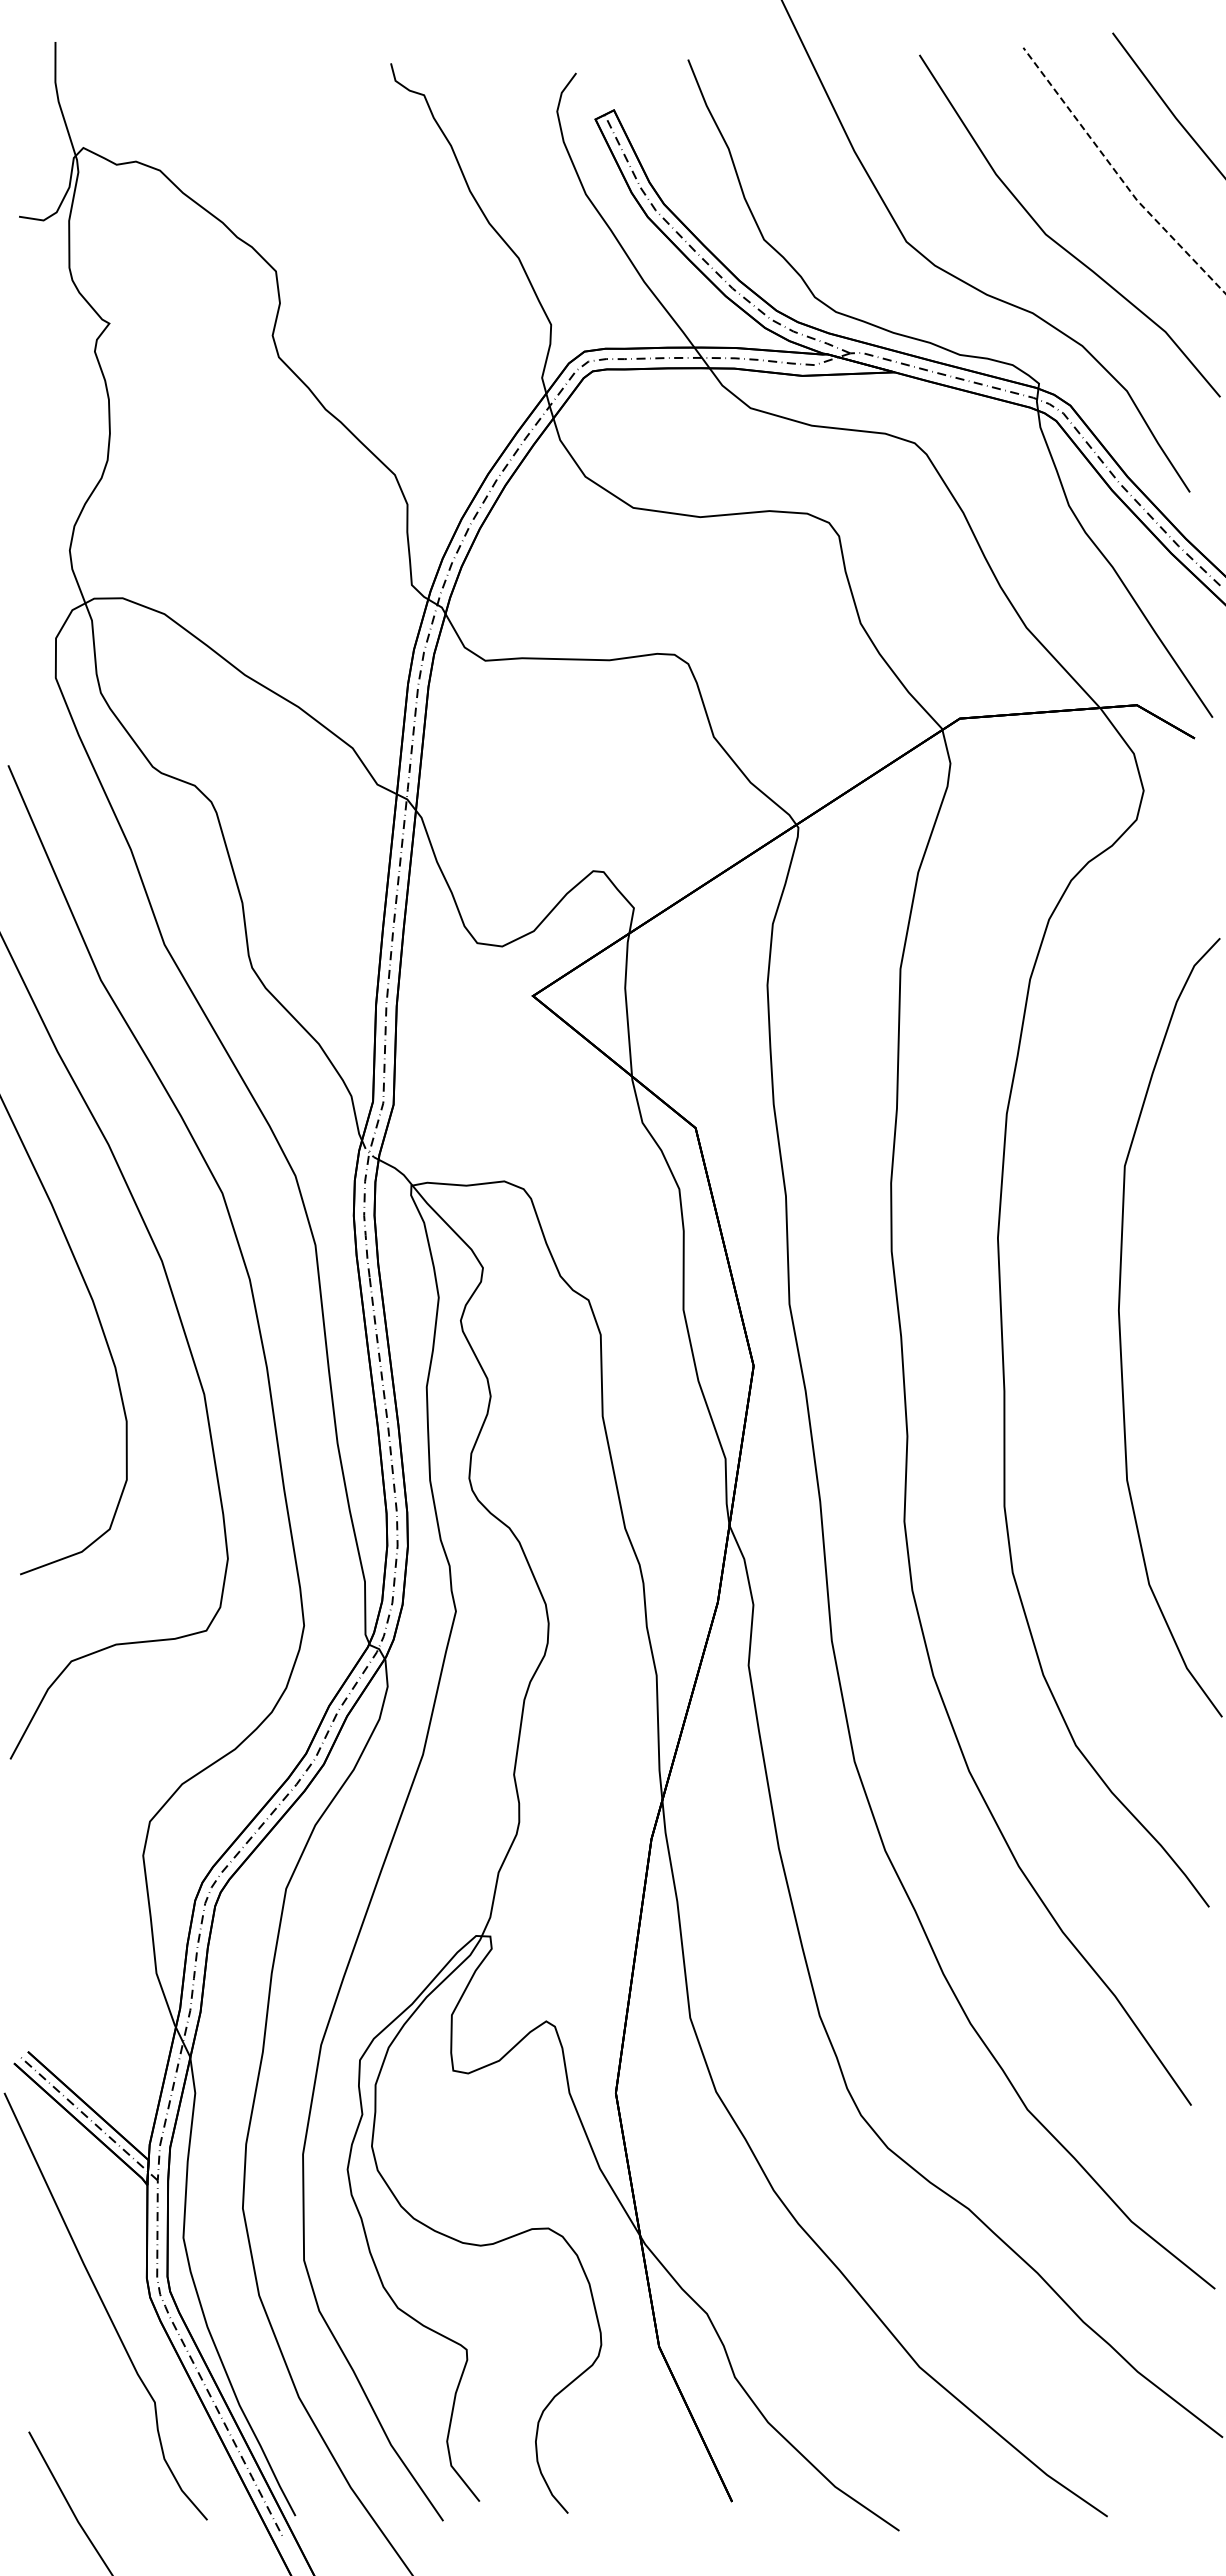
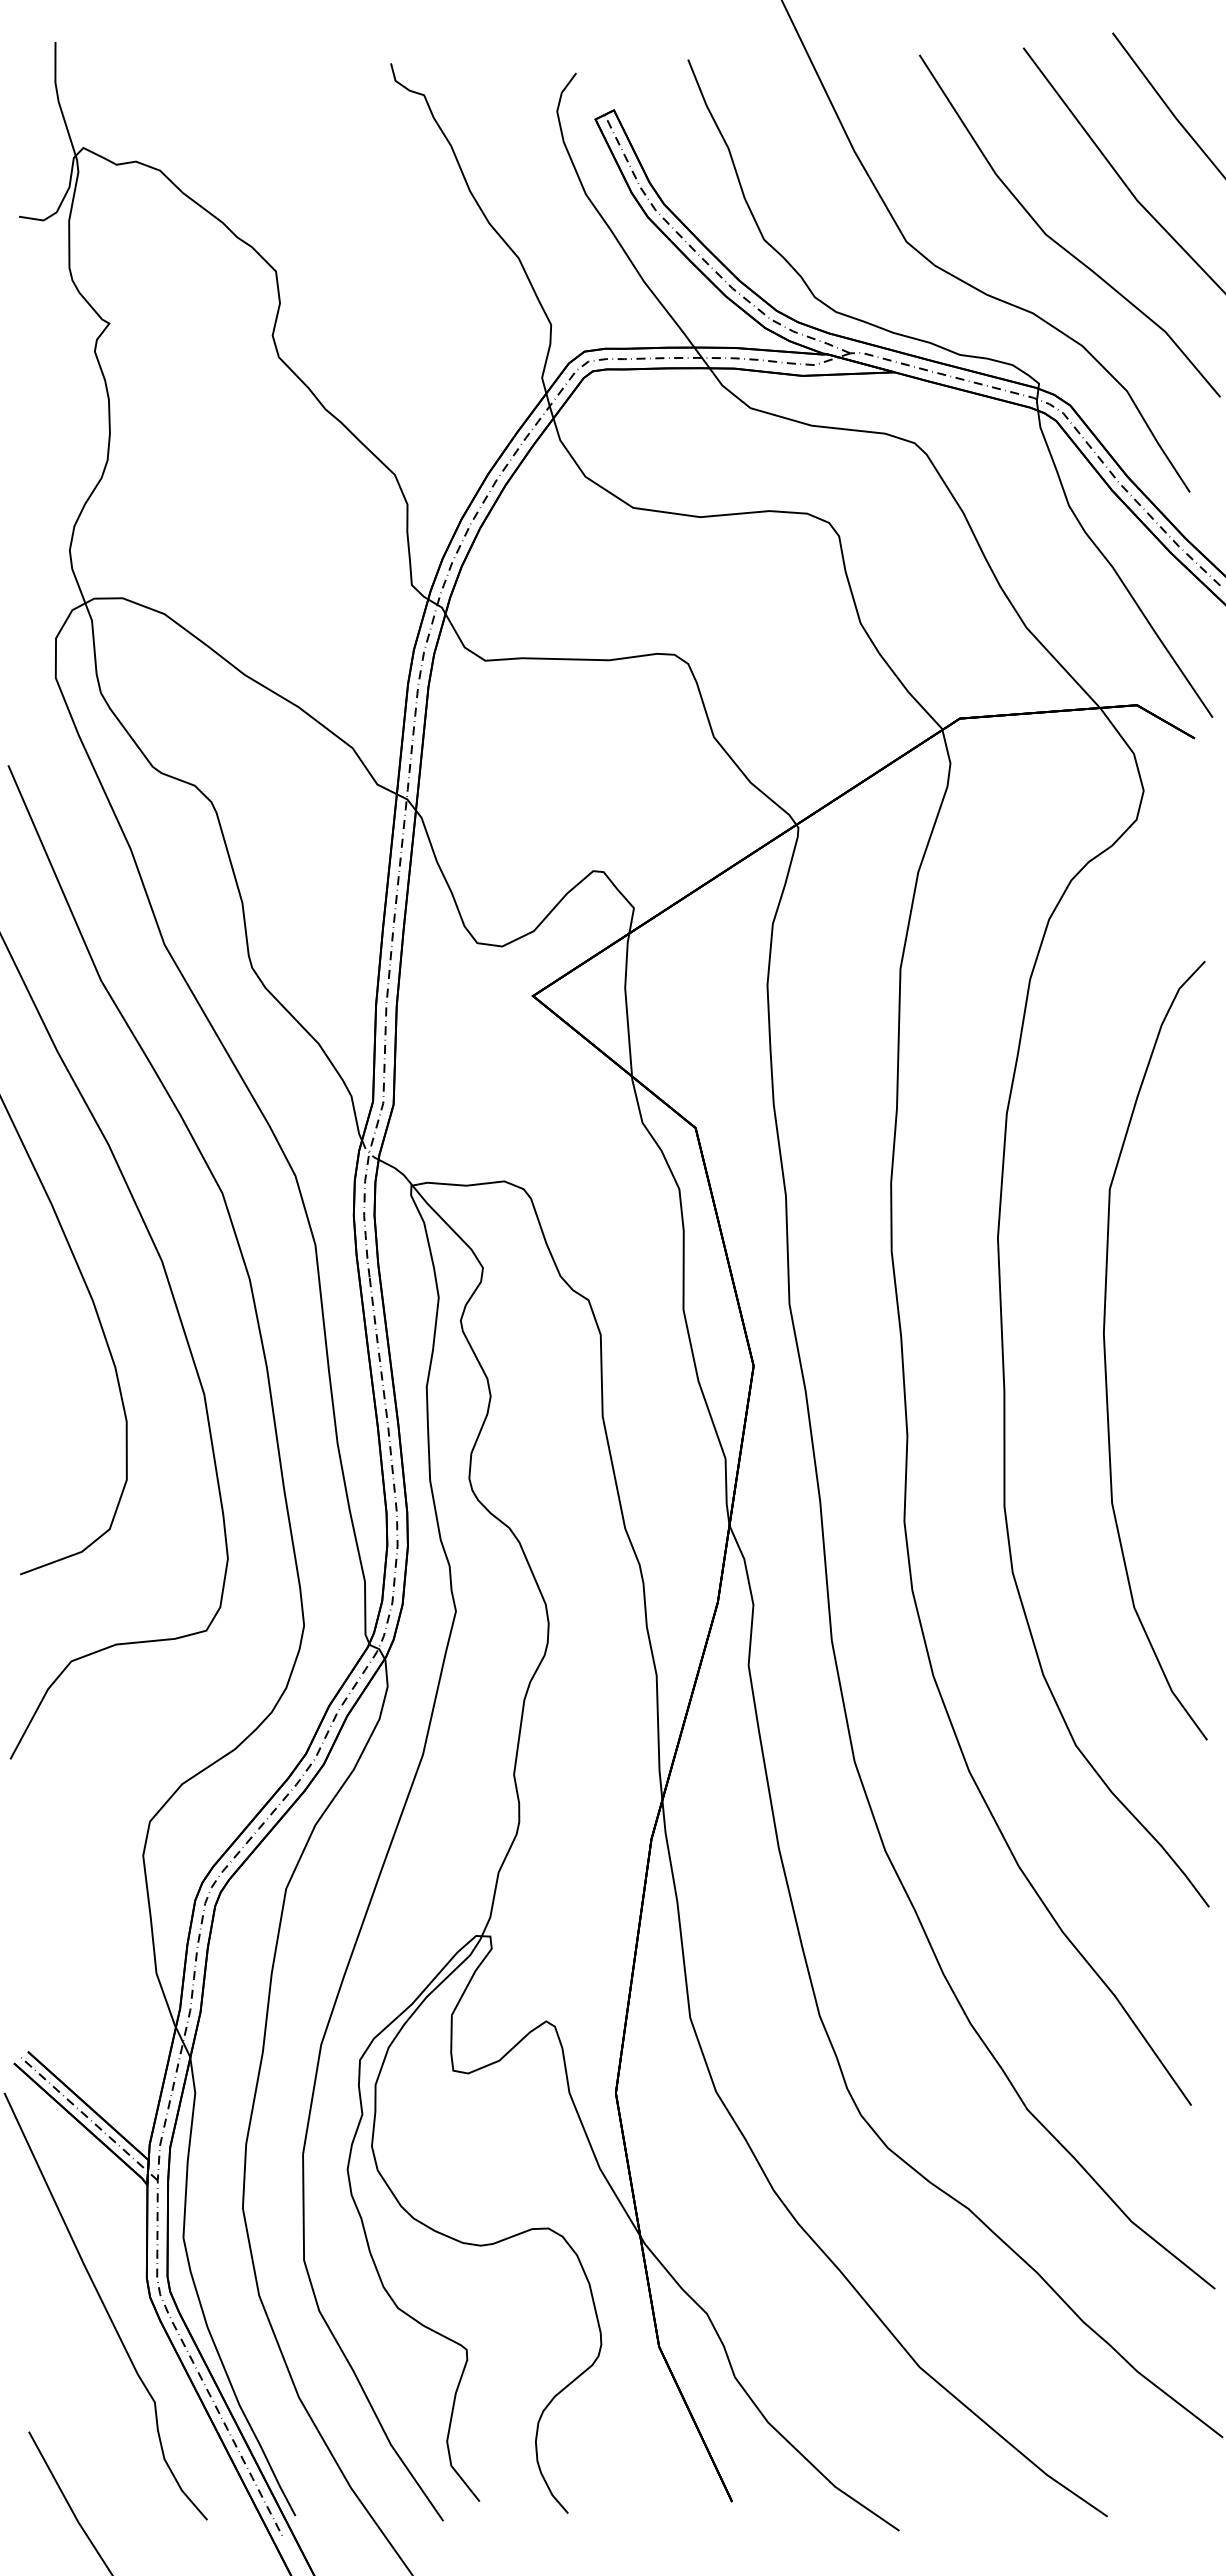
line: dashed -> solid (1118, 175)
curve position: (1120, 1327) -> (1105, 1350) (1105, 1350)
